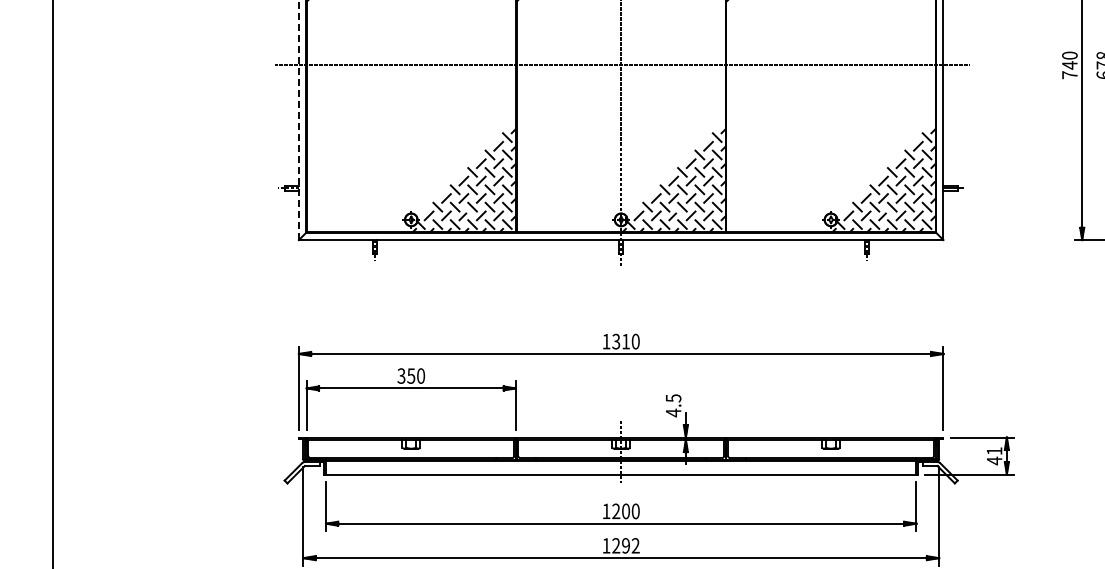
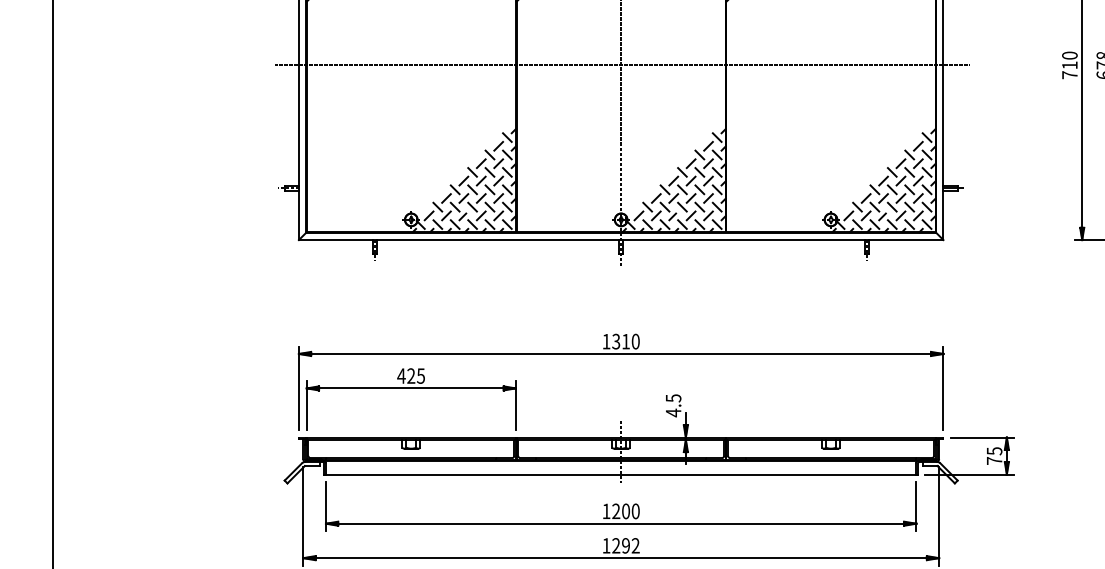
text: 740 -> 710 (1069, 65)
line: dashed -> solid (298, 120)
text: 350 -> 425 (411, 375)
text: 41 -> 75 (994, 456)
